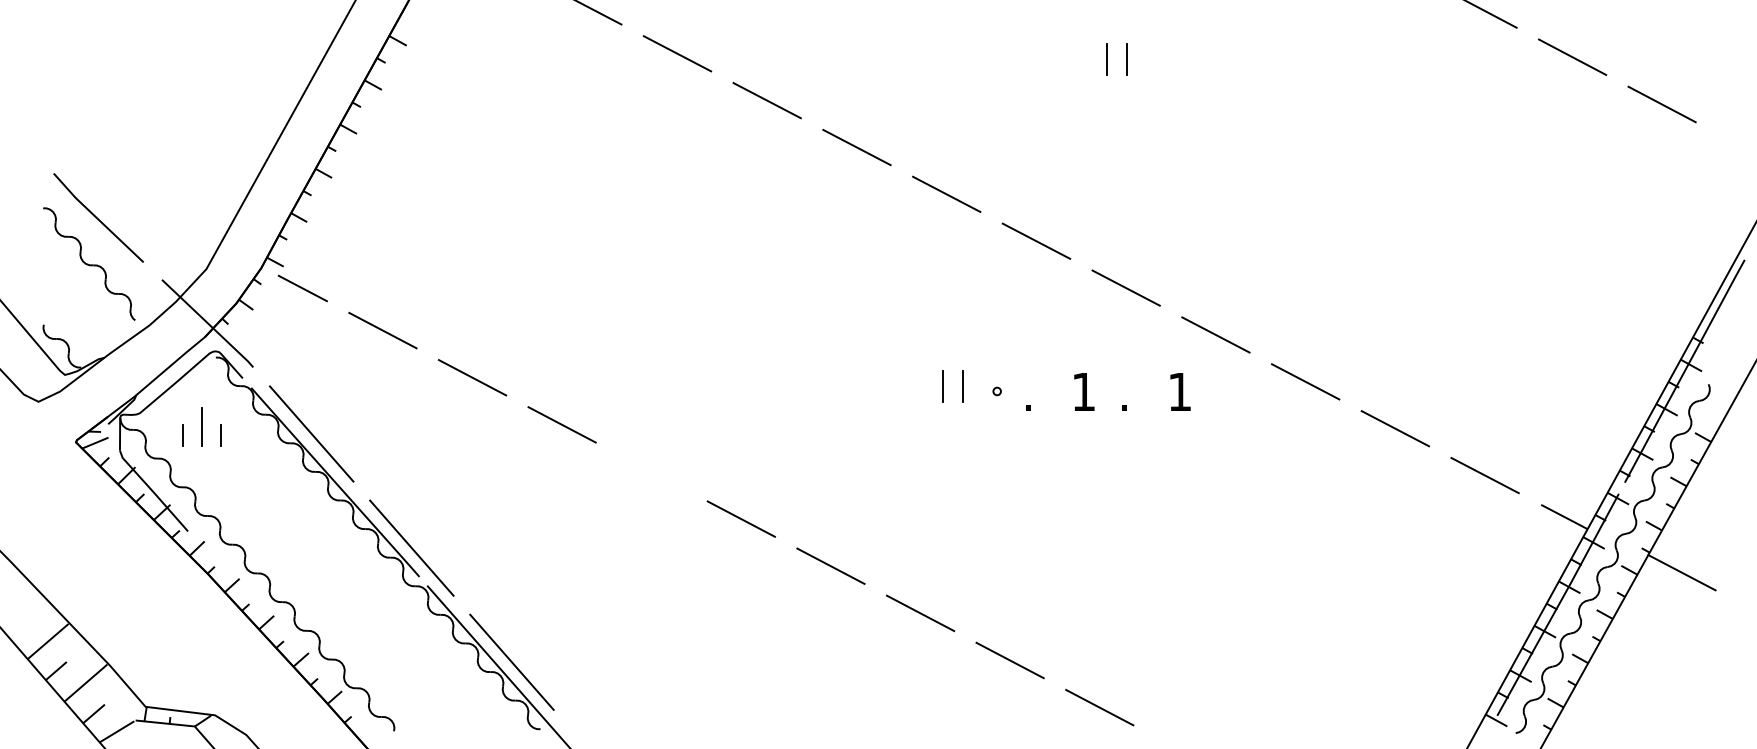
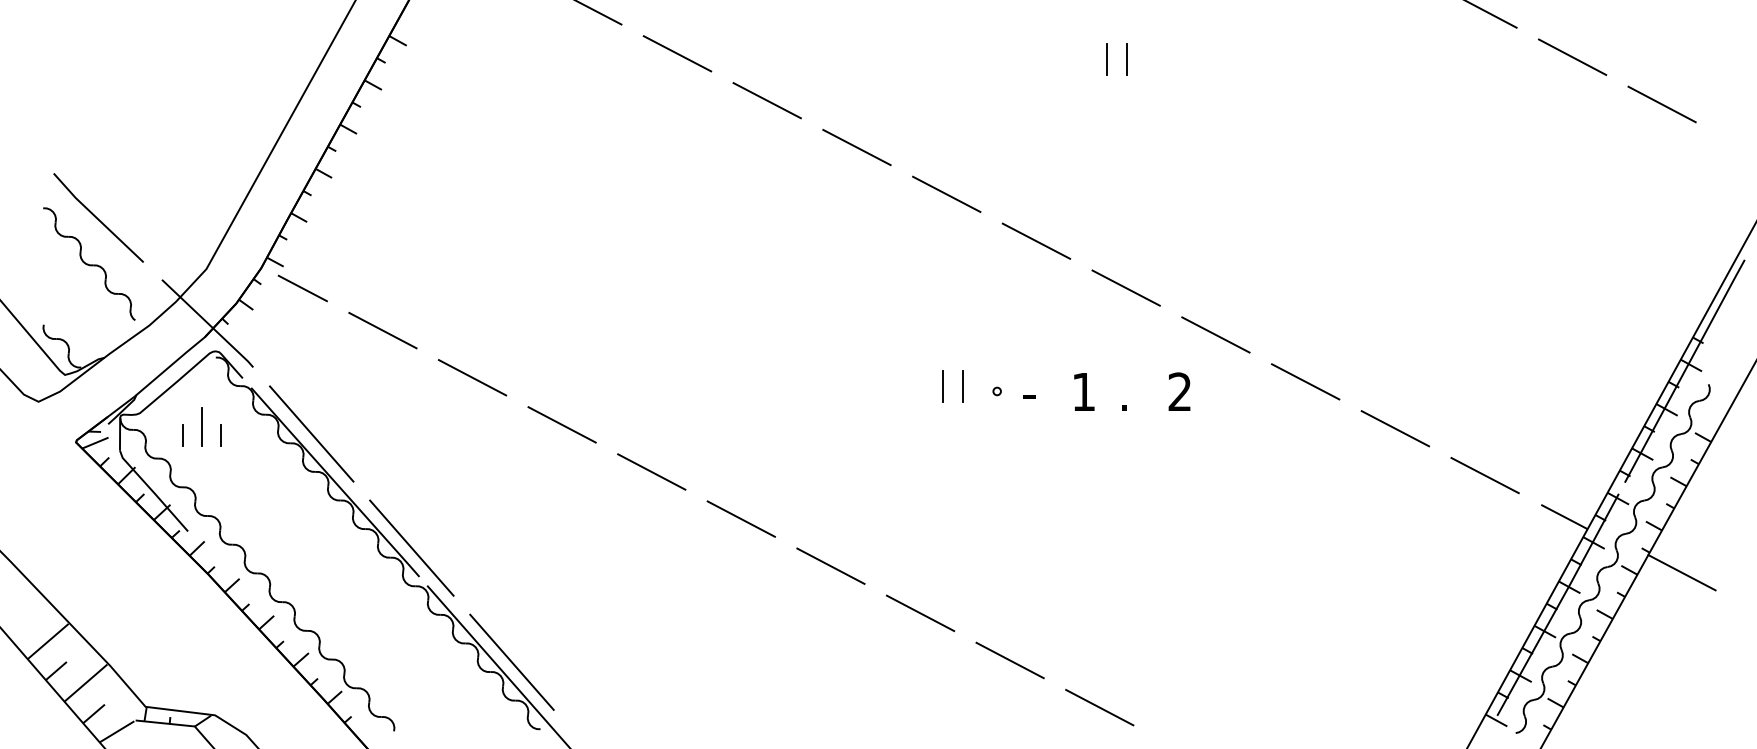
text: 1 -> 2 (1179, 391)
text: . -> - (1029, 402)
line: none -> present (651, 471)
